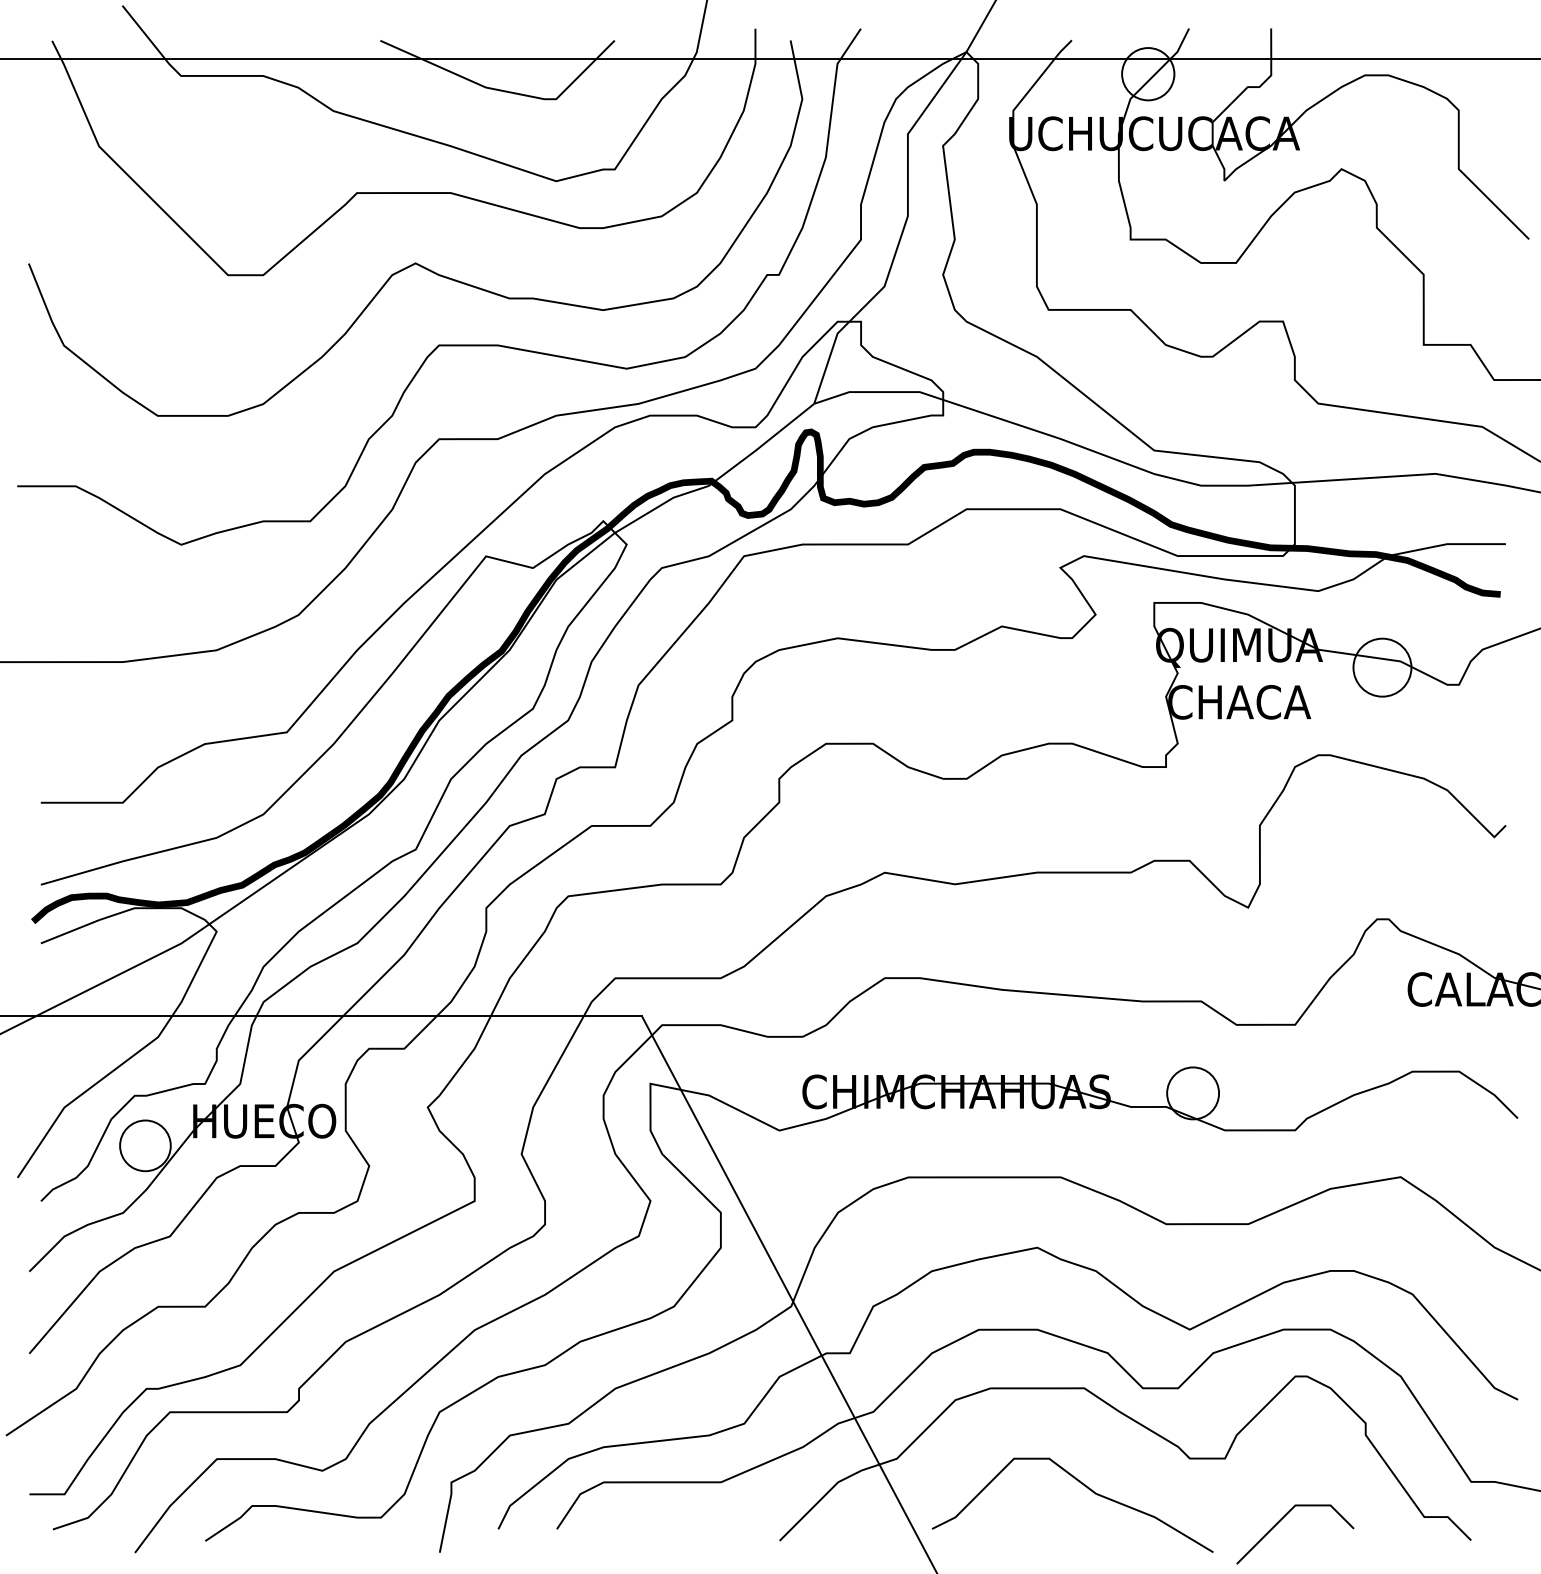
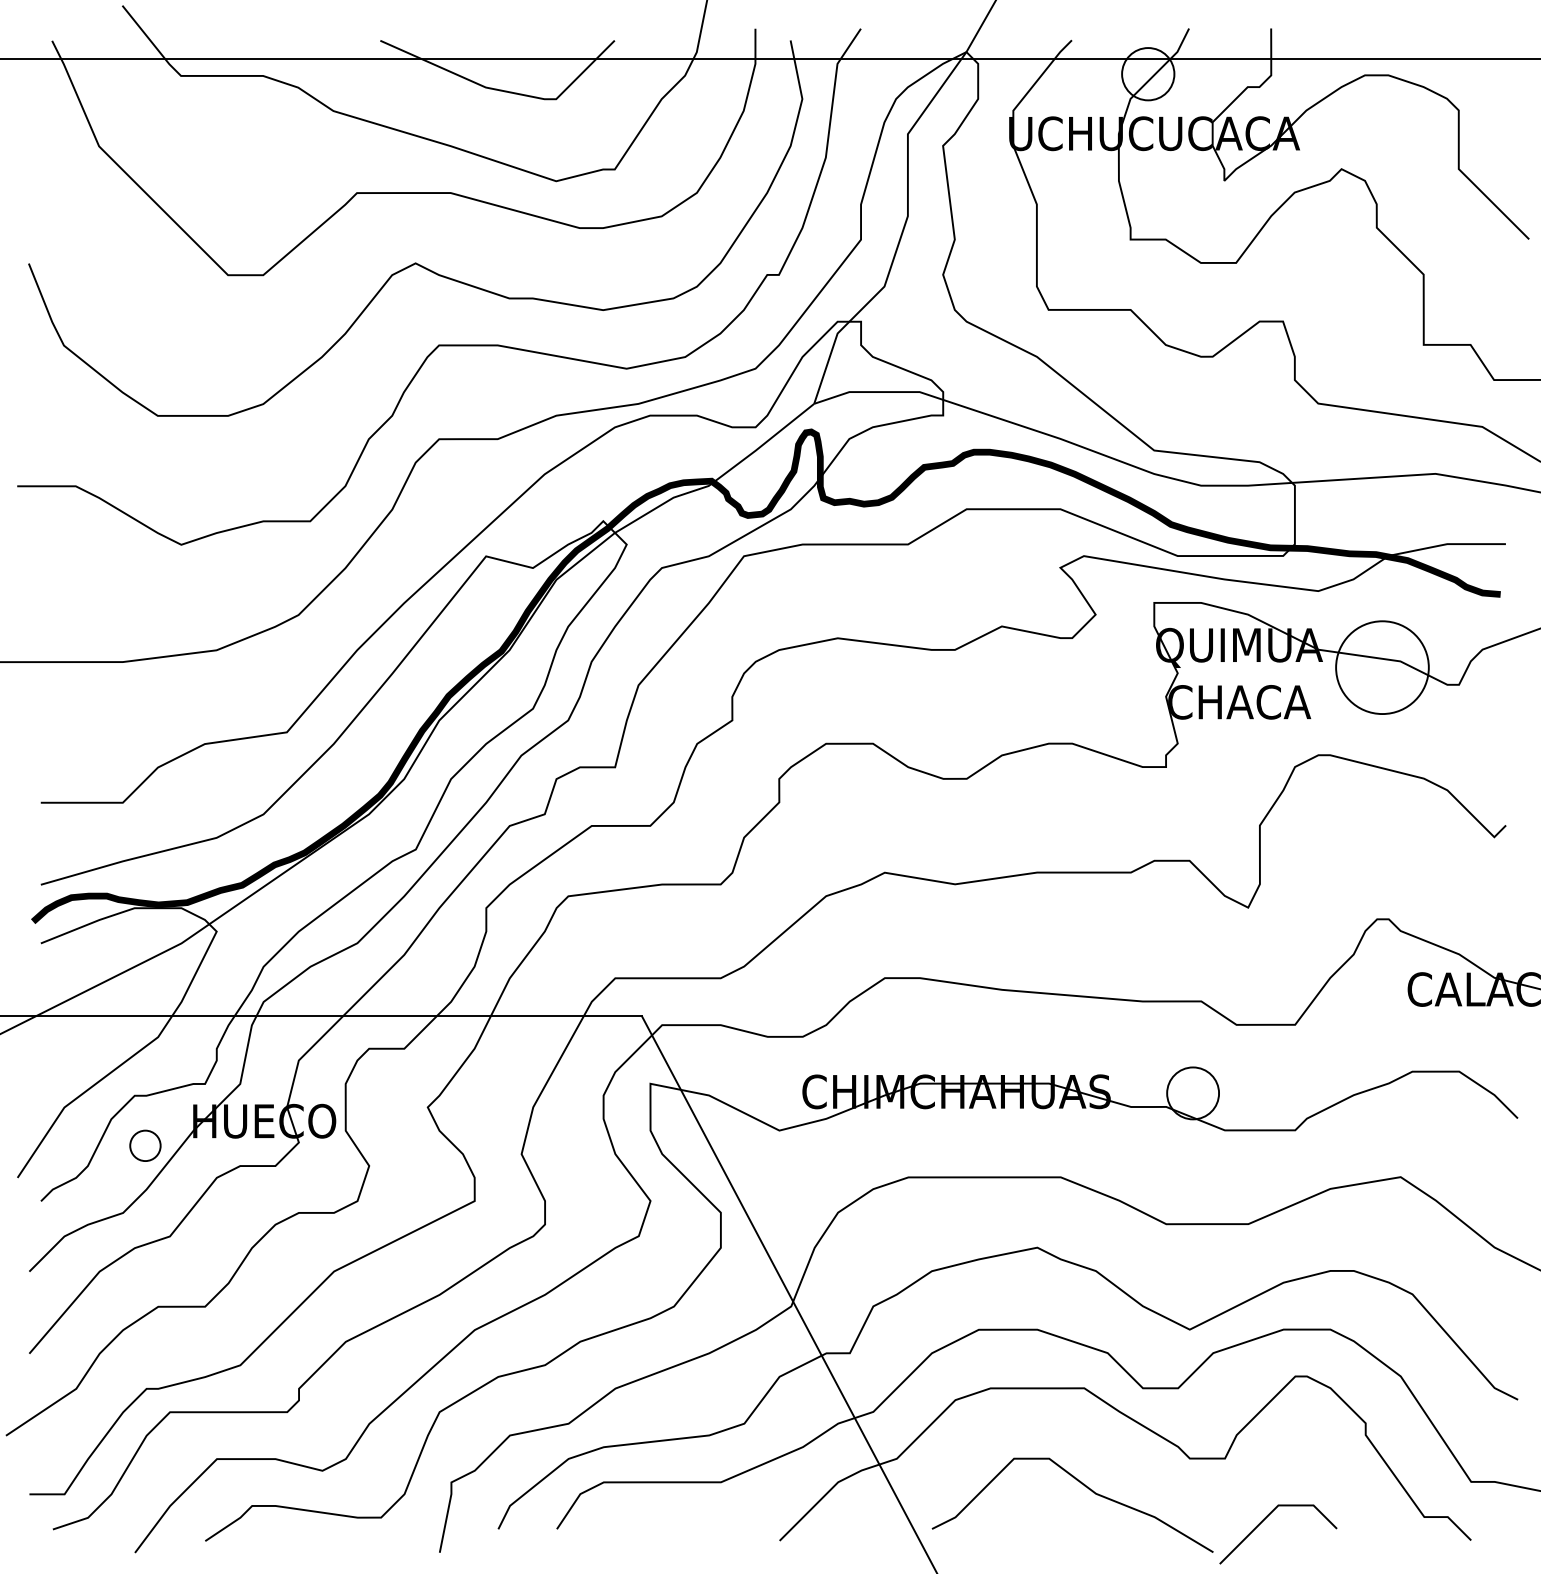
circle diameter: 58 px -> 93 px (1382, 667)
circle diameter: 51 px -> 30 px (145, 1145)
curve position: (1281, 1520) -> (1264, 1520) (1264, 1520)
